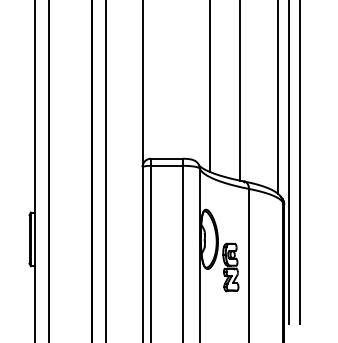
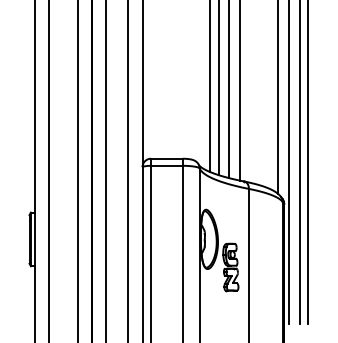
line: none -> present (218, 88)
line: none -> present (229, 90)
line: none -> present (308, 163)
line: none -> present (77, 170)
line: none -> present (128, 170)
